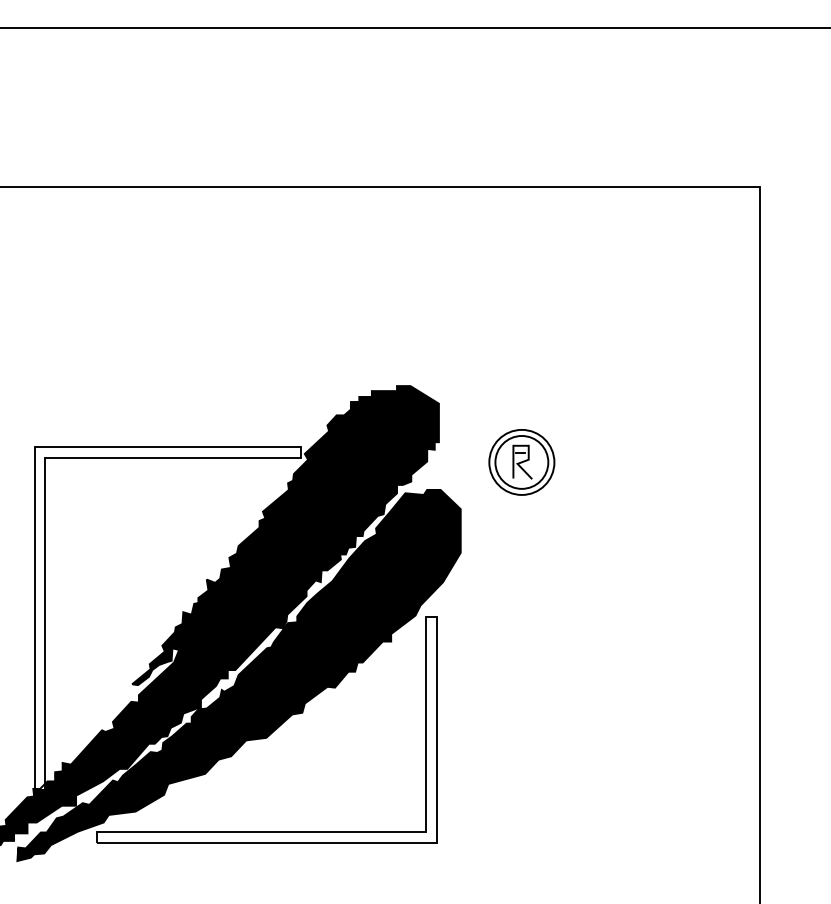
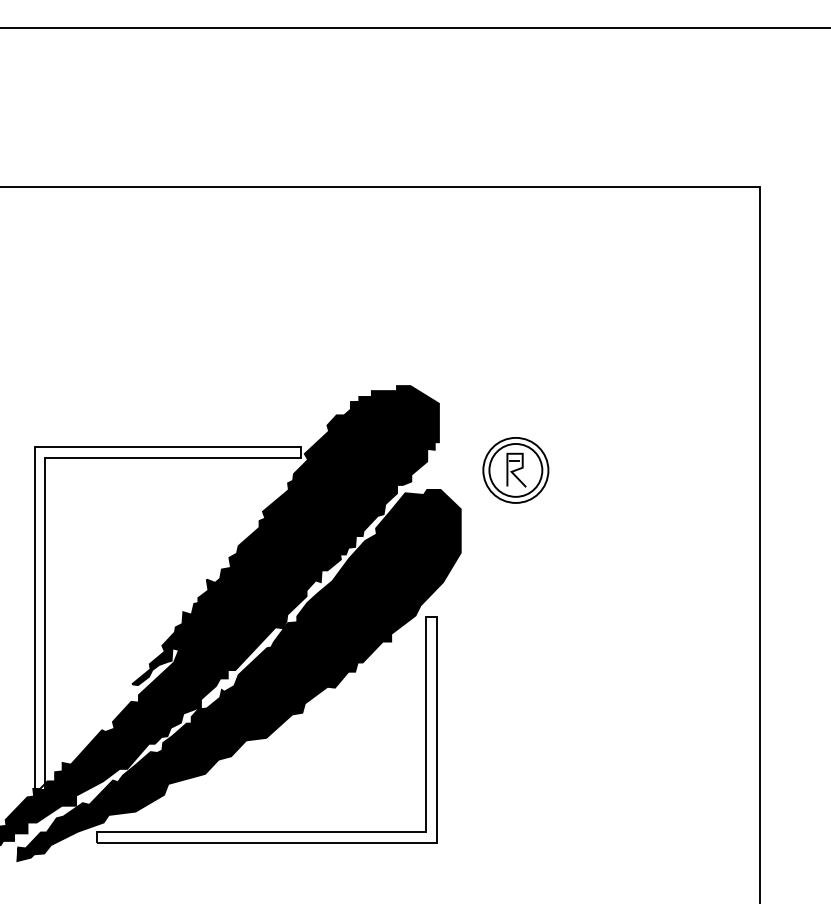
part position: (521, 462) -> (515, 470) (515, 470)
